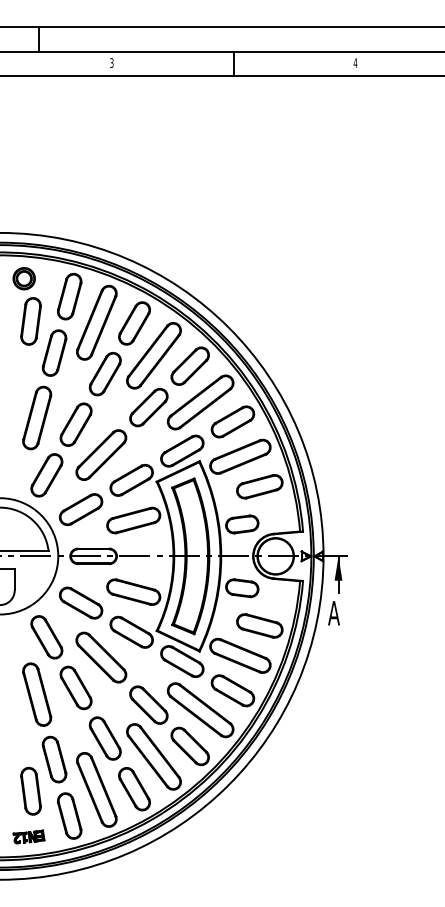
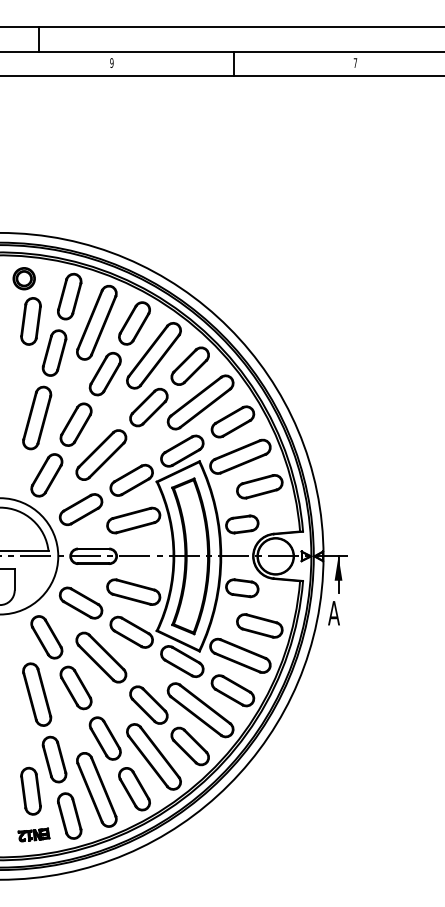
text: 3 -> 9 (111, 62)
text: 4 -> 7 (355, 62)
part position: (28, 836) -> (33, 834) (33, 834)
